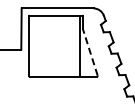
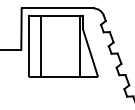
line: none -> present (41, 45)
line: dashed -> solid (90, 52)
